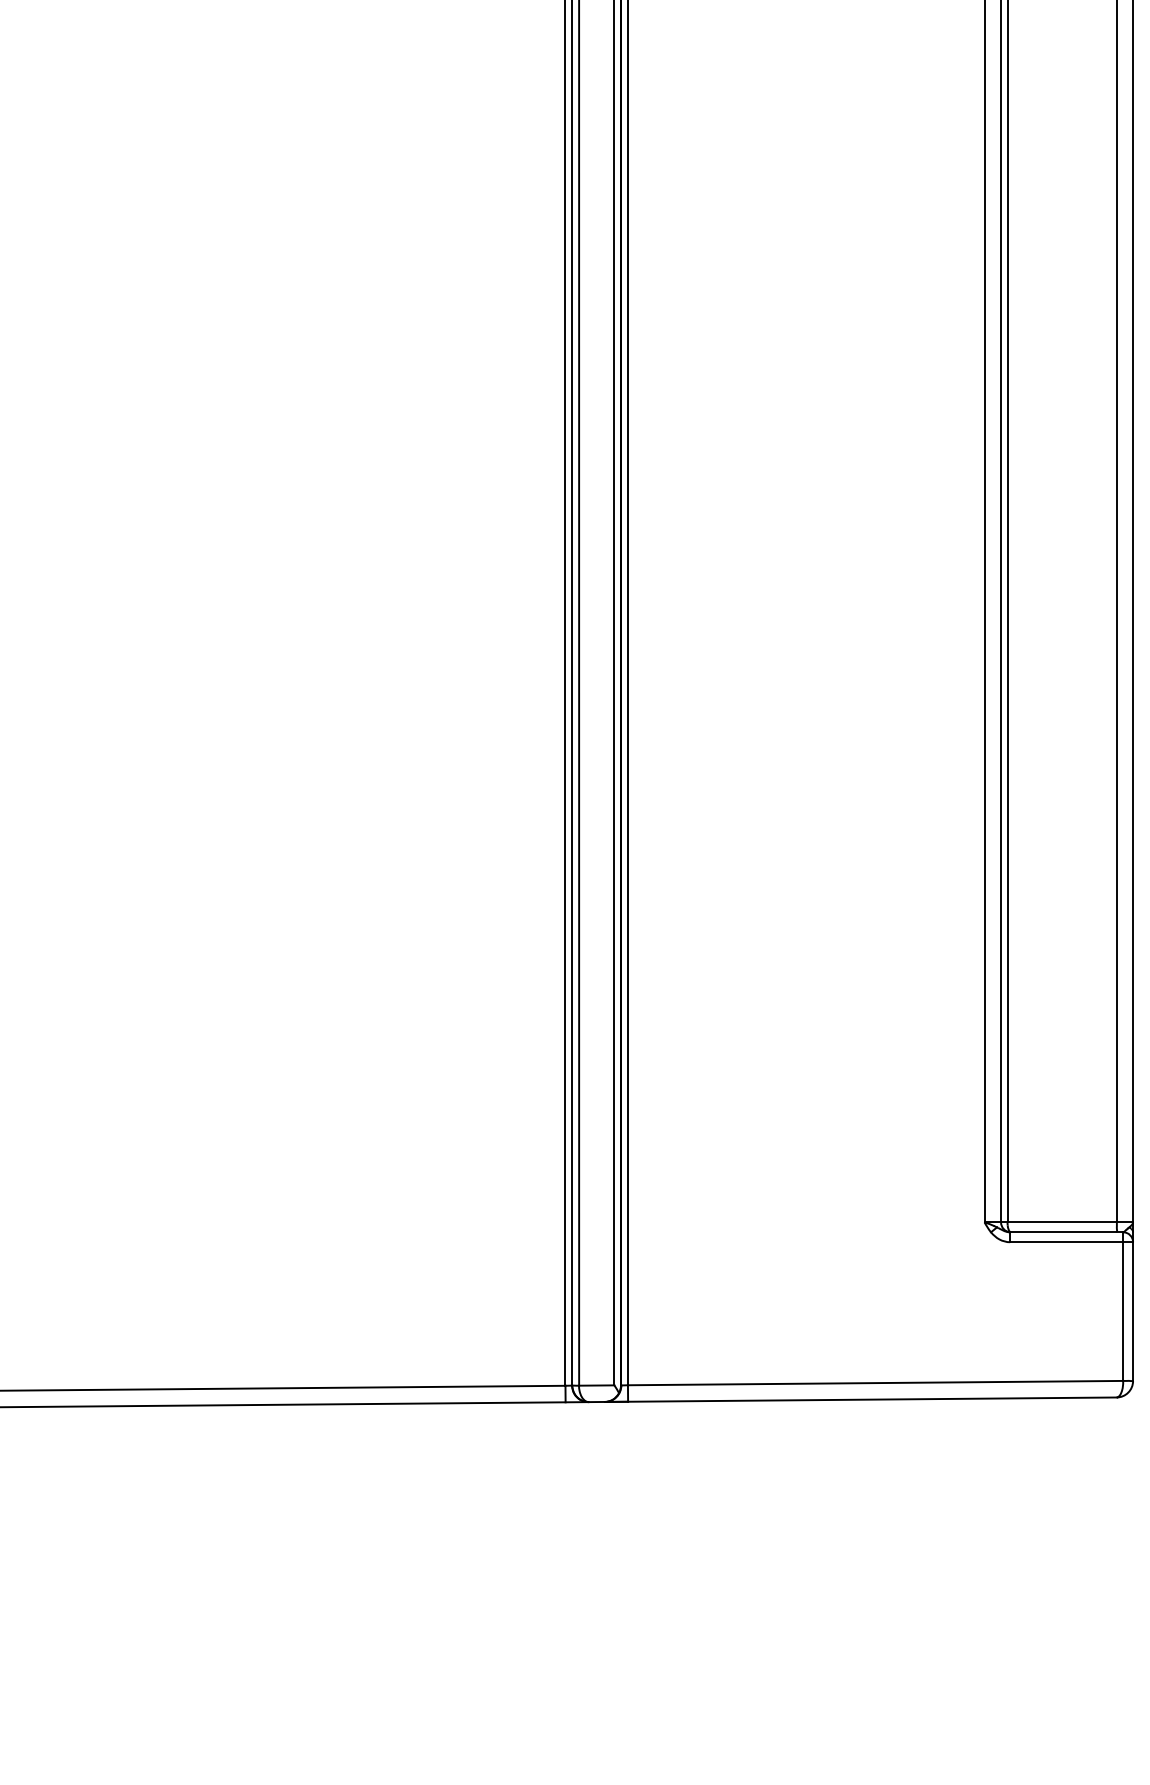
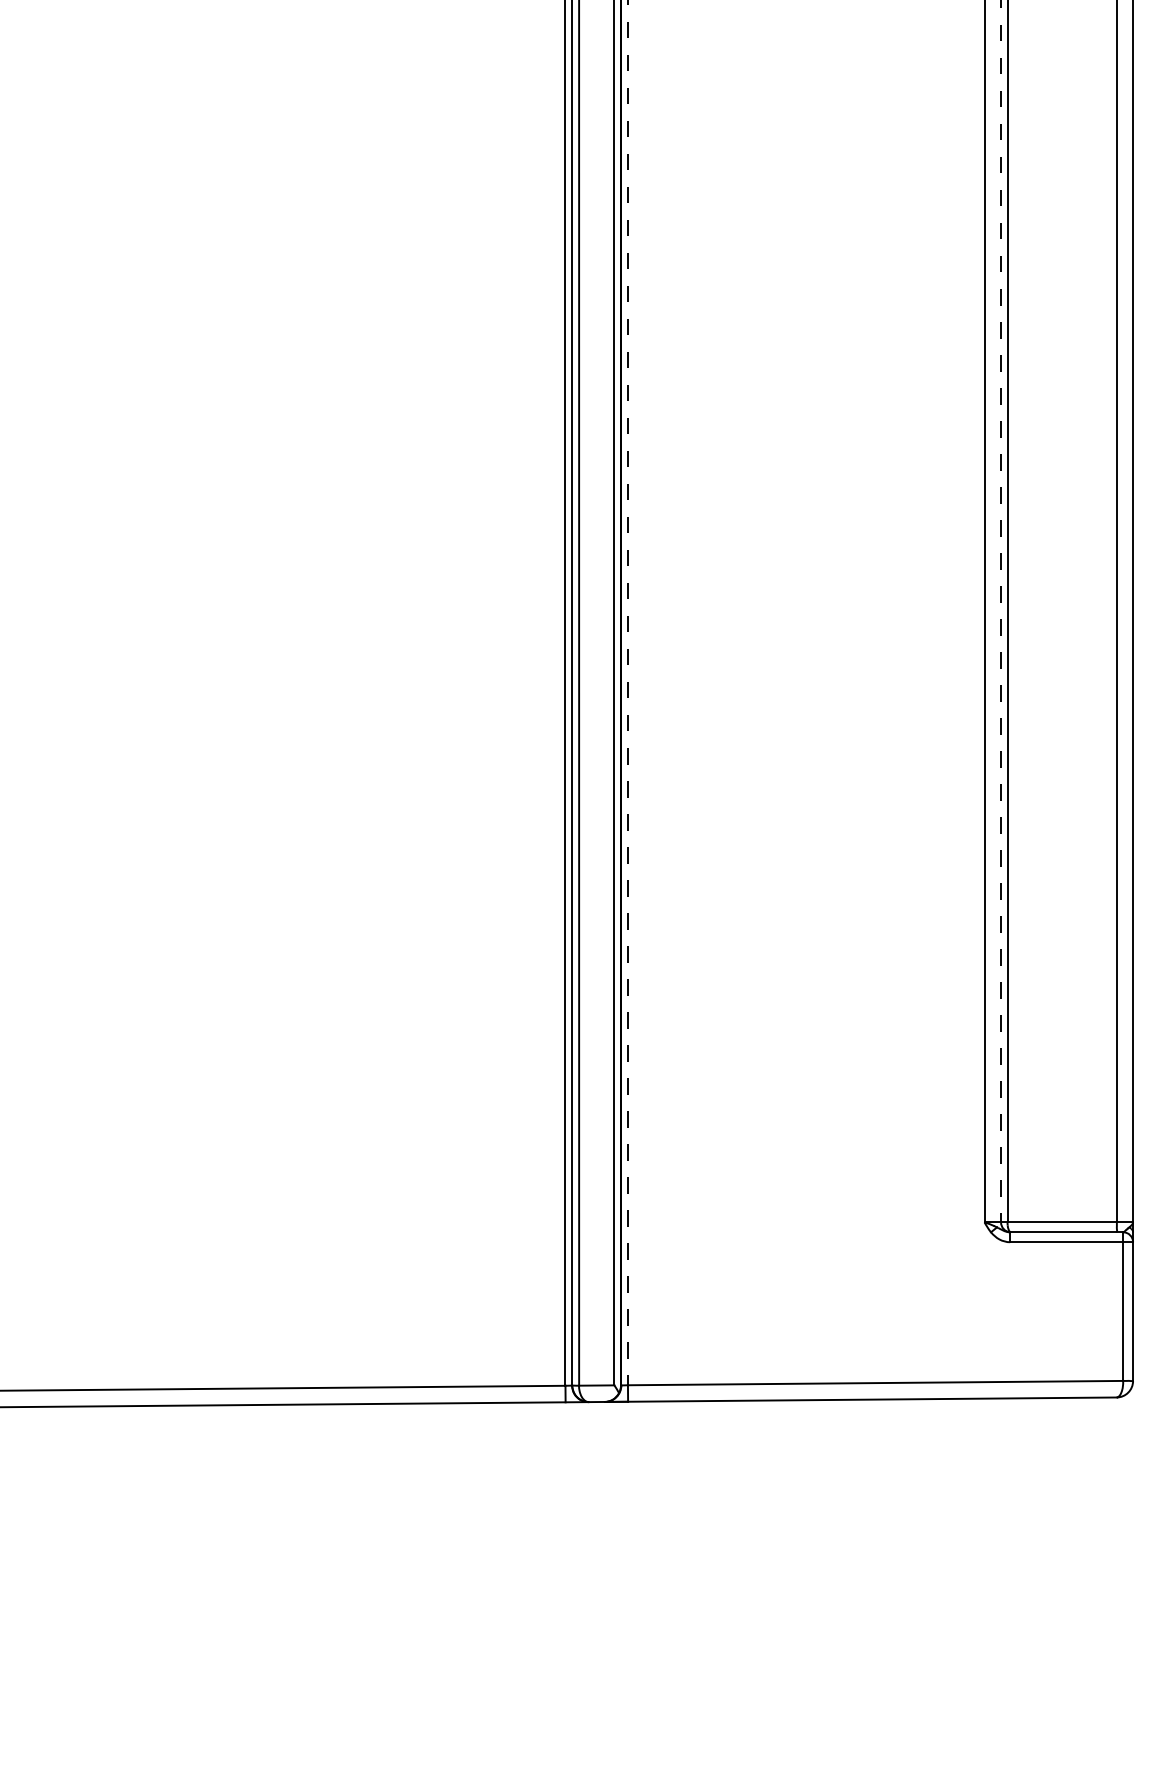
line: solid -> dashed (1001, 611)
line: solid -> dashed (627, 693)
